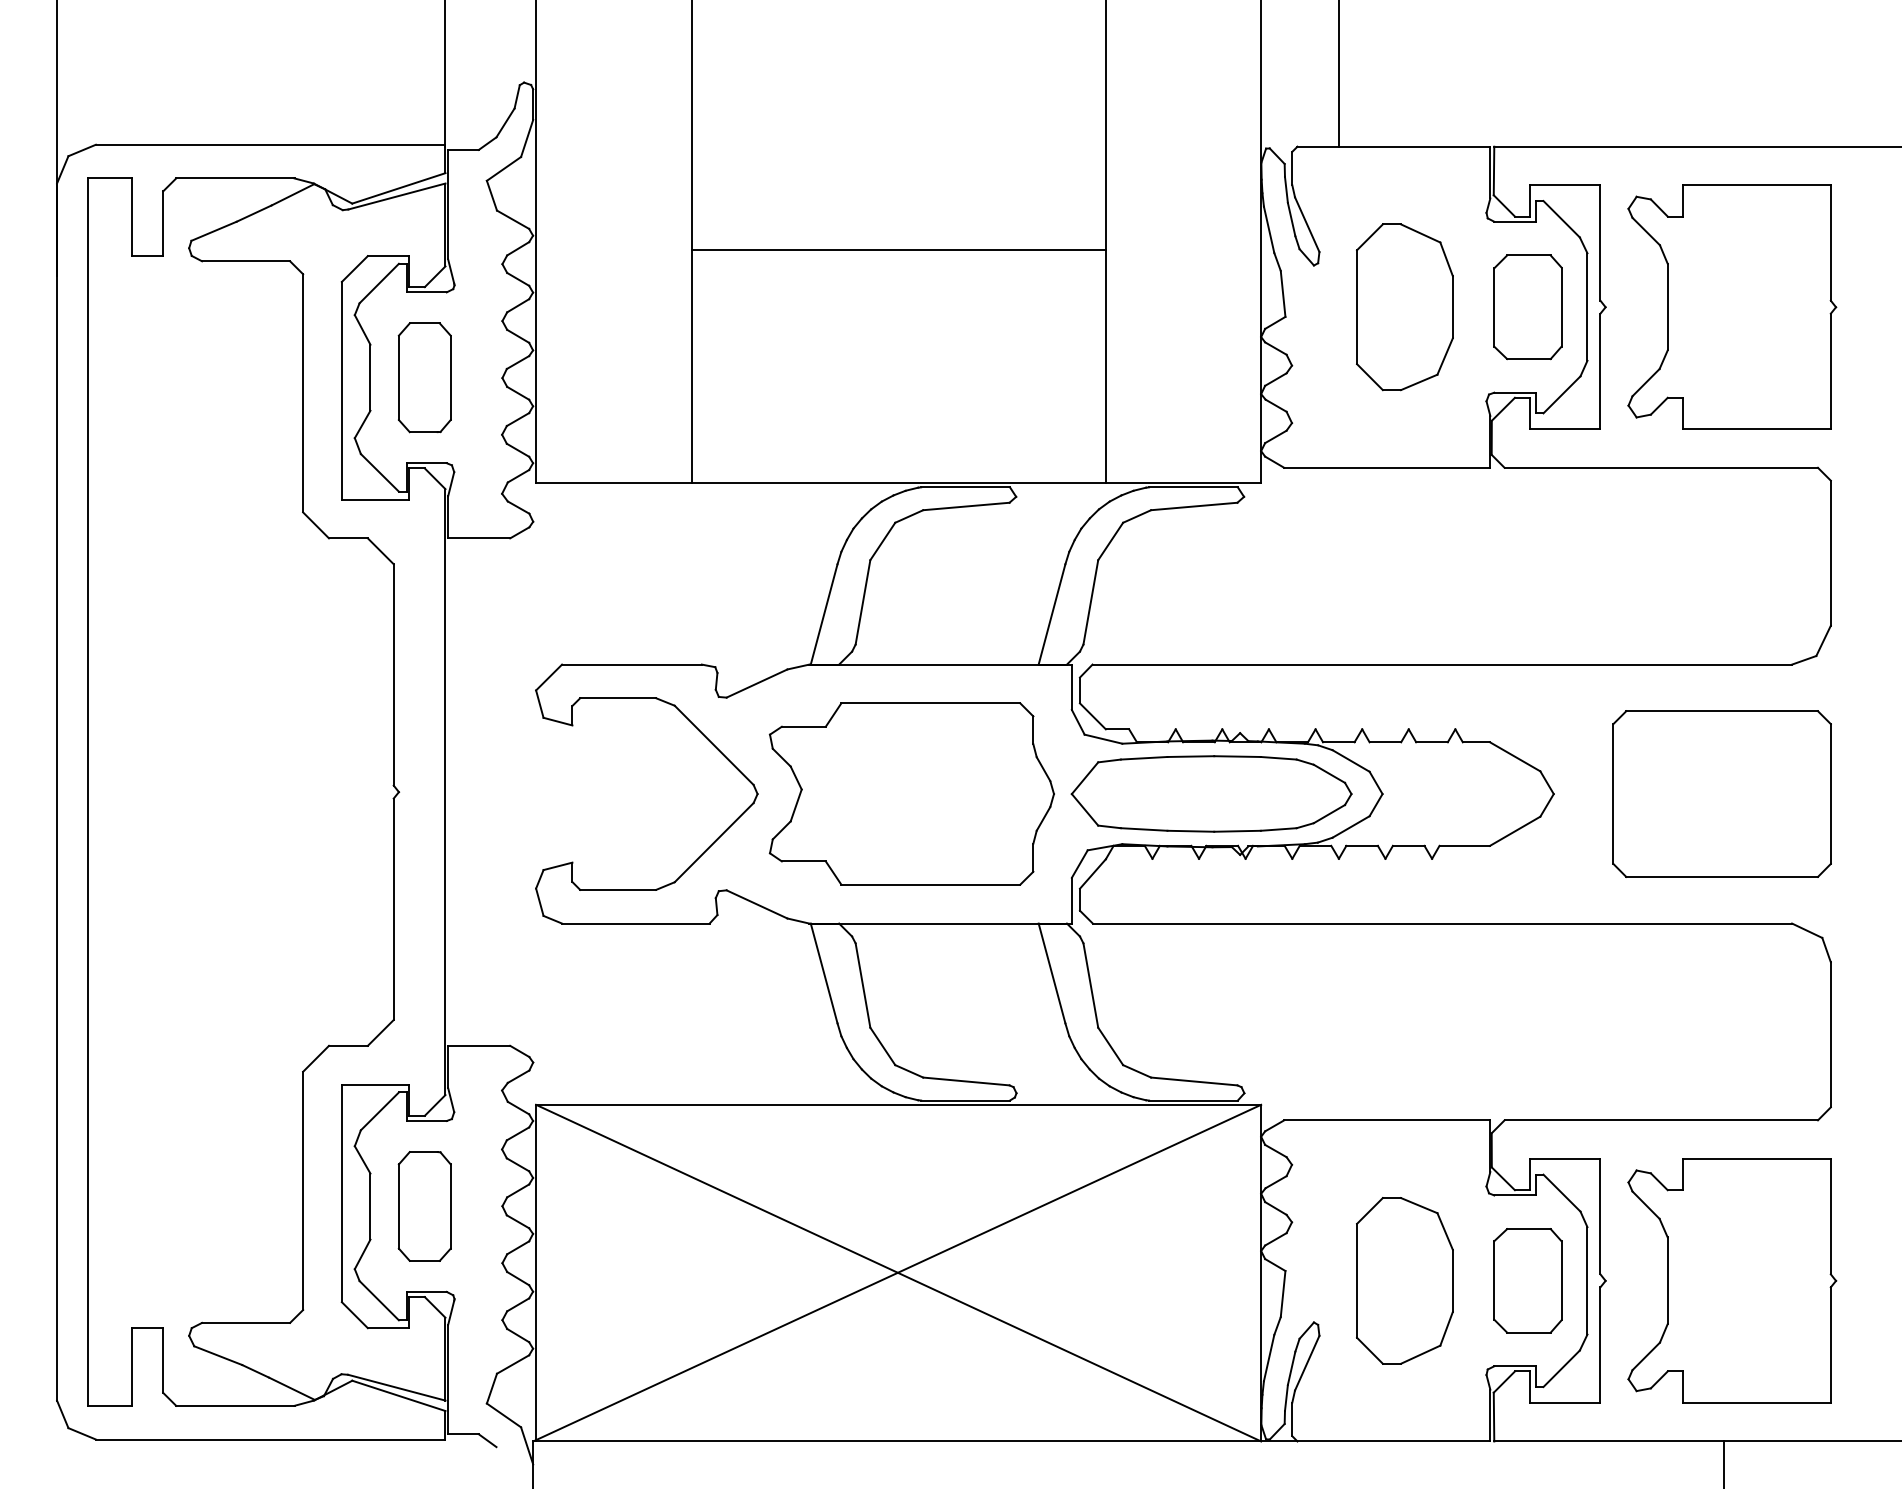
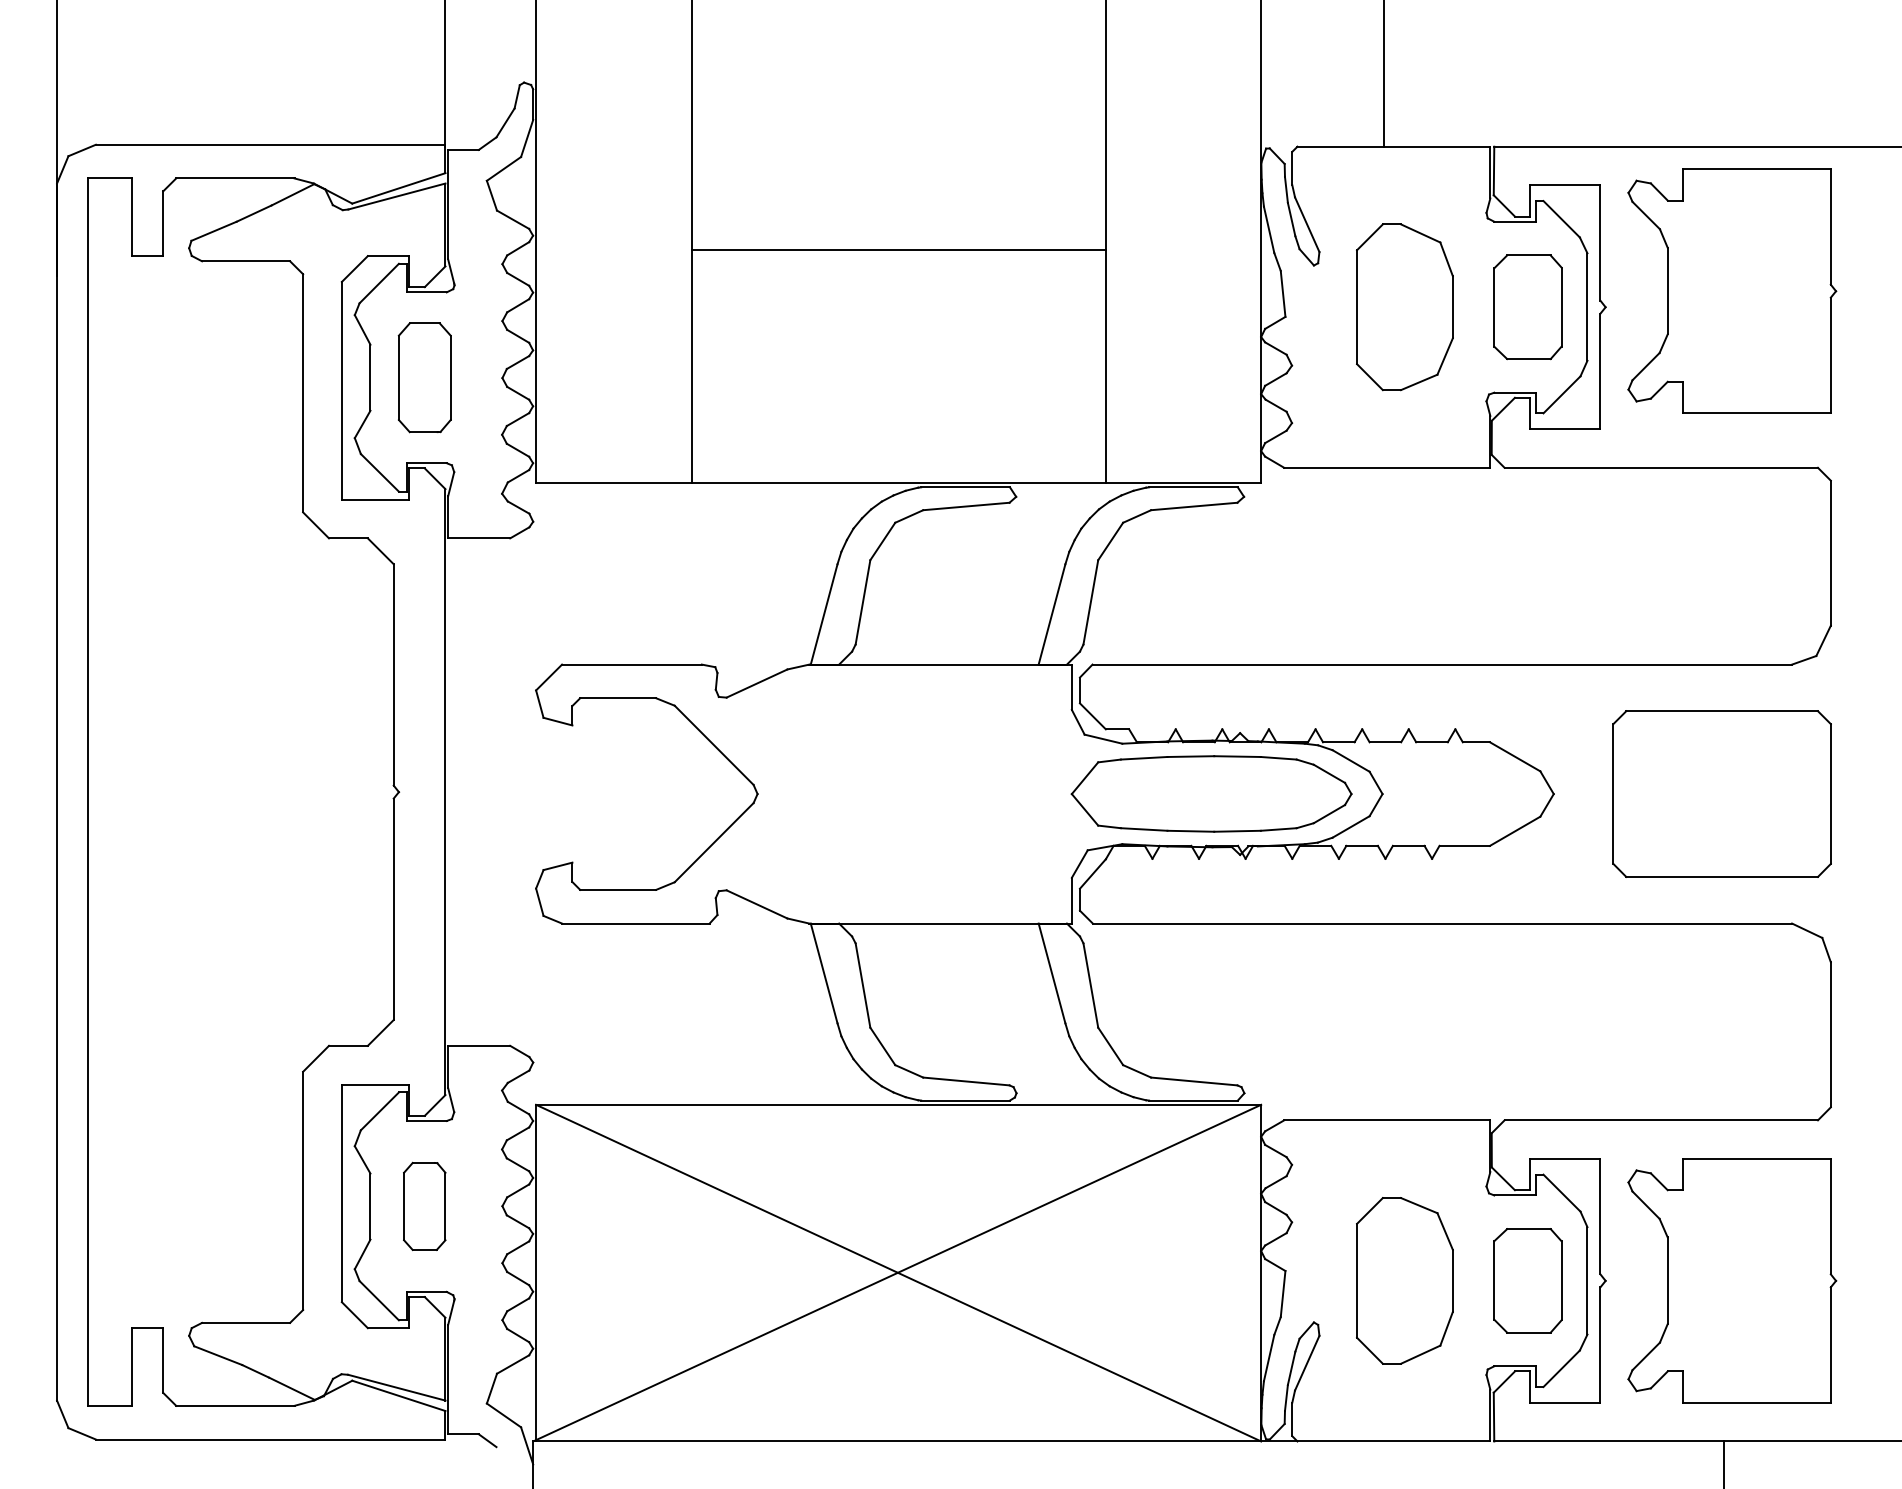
line position: (1338, 74) -> (1383, 74) (1383, 74)
part position: (1732, 306) -> (1732, 290) (1732, 290)
part: present -> none (911, 793)
part size: 55x111 px -> 44x90 px (424, 1205)
